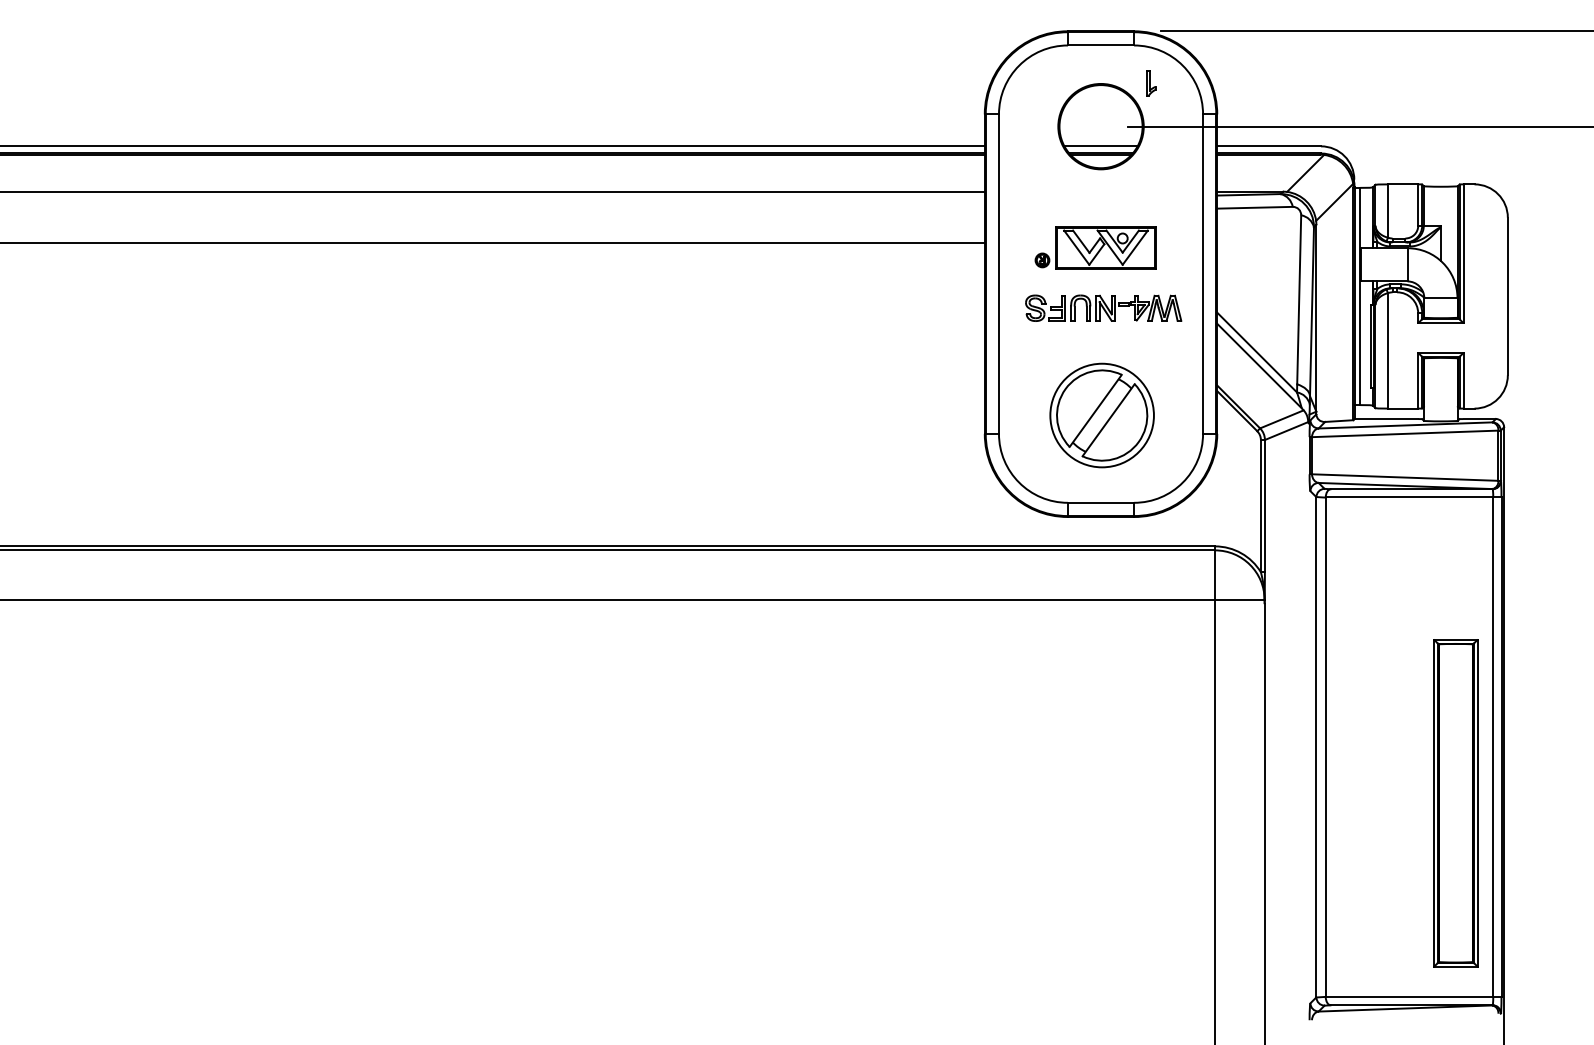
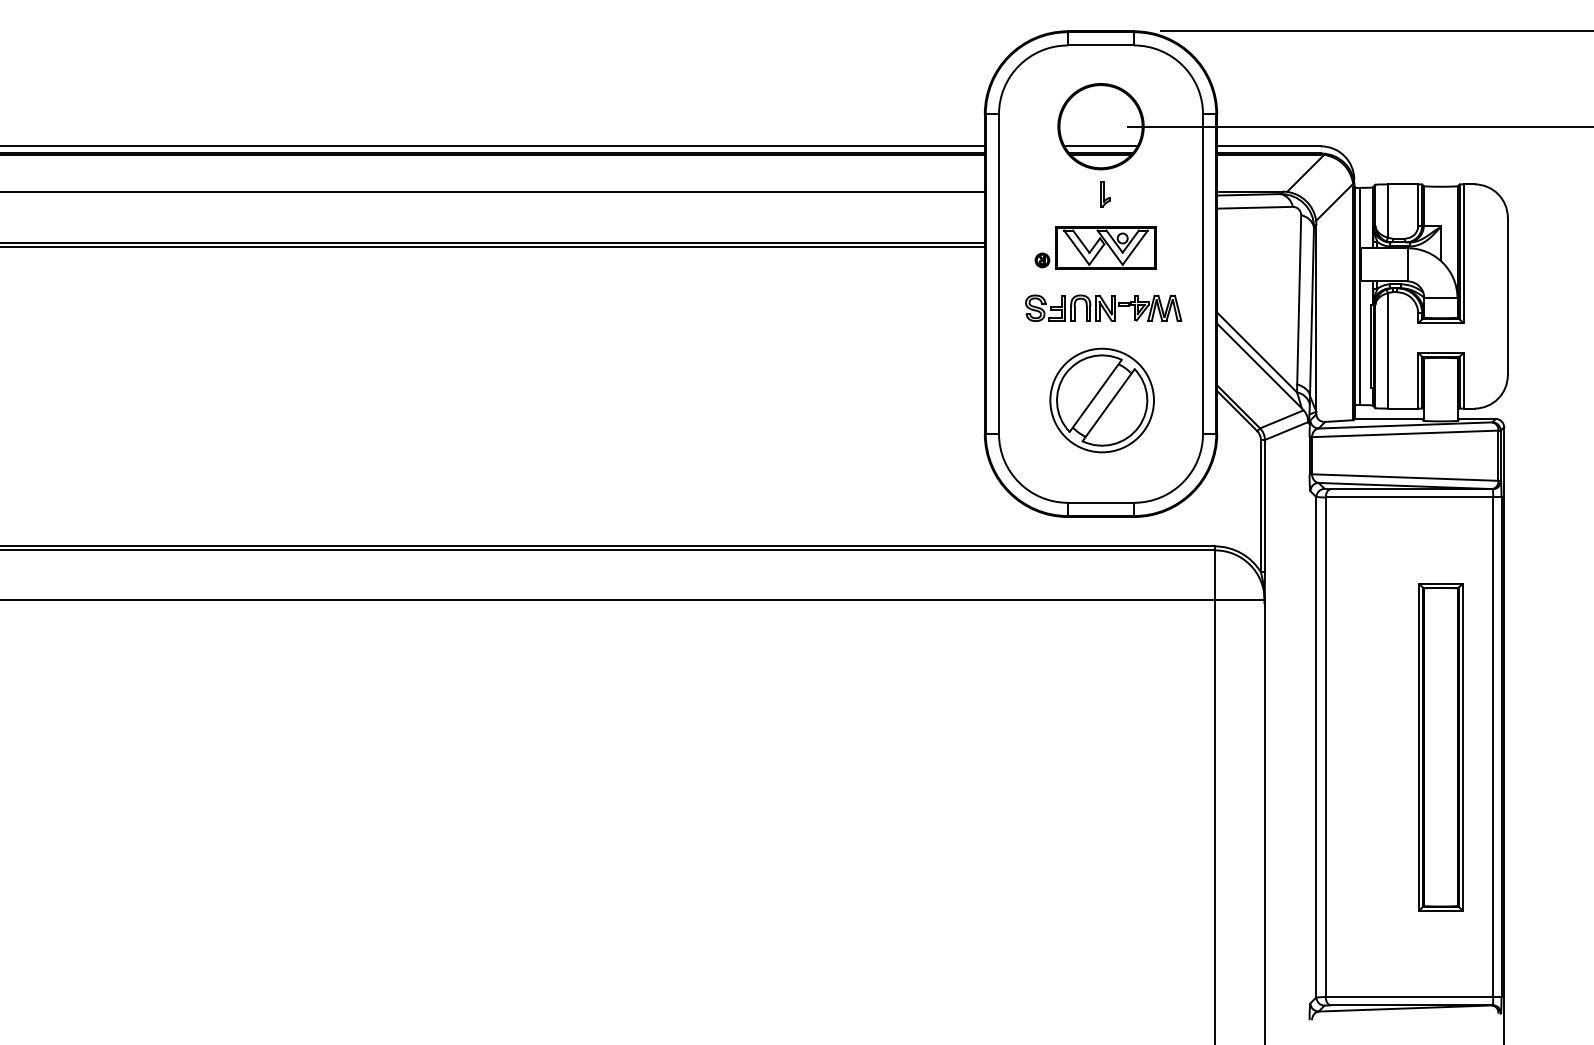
part position: (1151, 83) -> (1105, 194) (1105, 194)
line: none -> present (493, 247)
part position: (1101, 415) -> (1101, 400) (1101, 400)
part position: (1455, 803) -> (1440, 747) (1440, 747)
